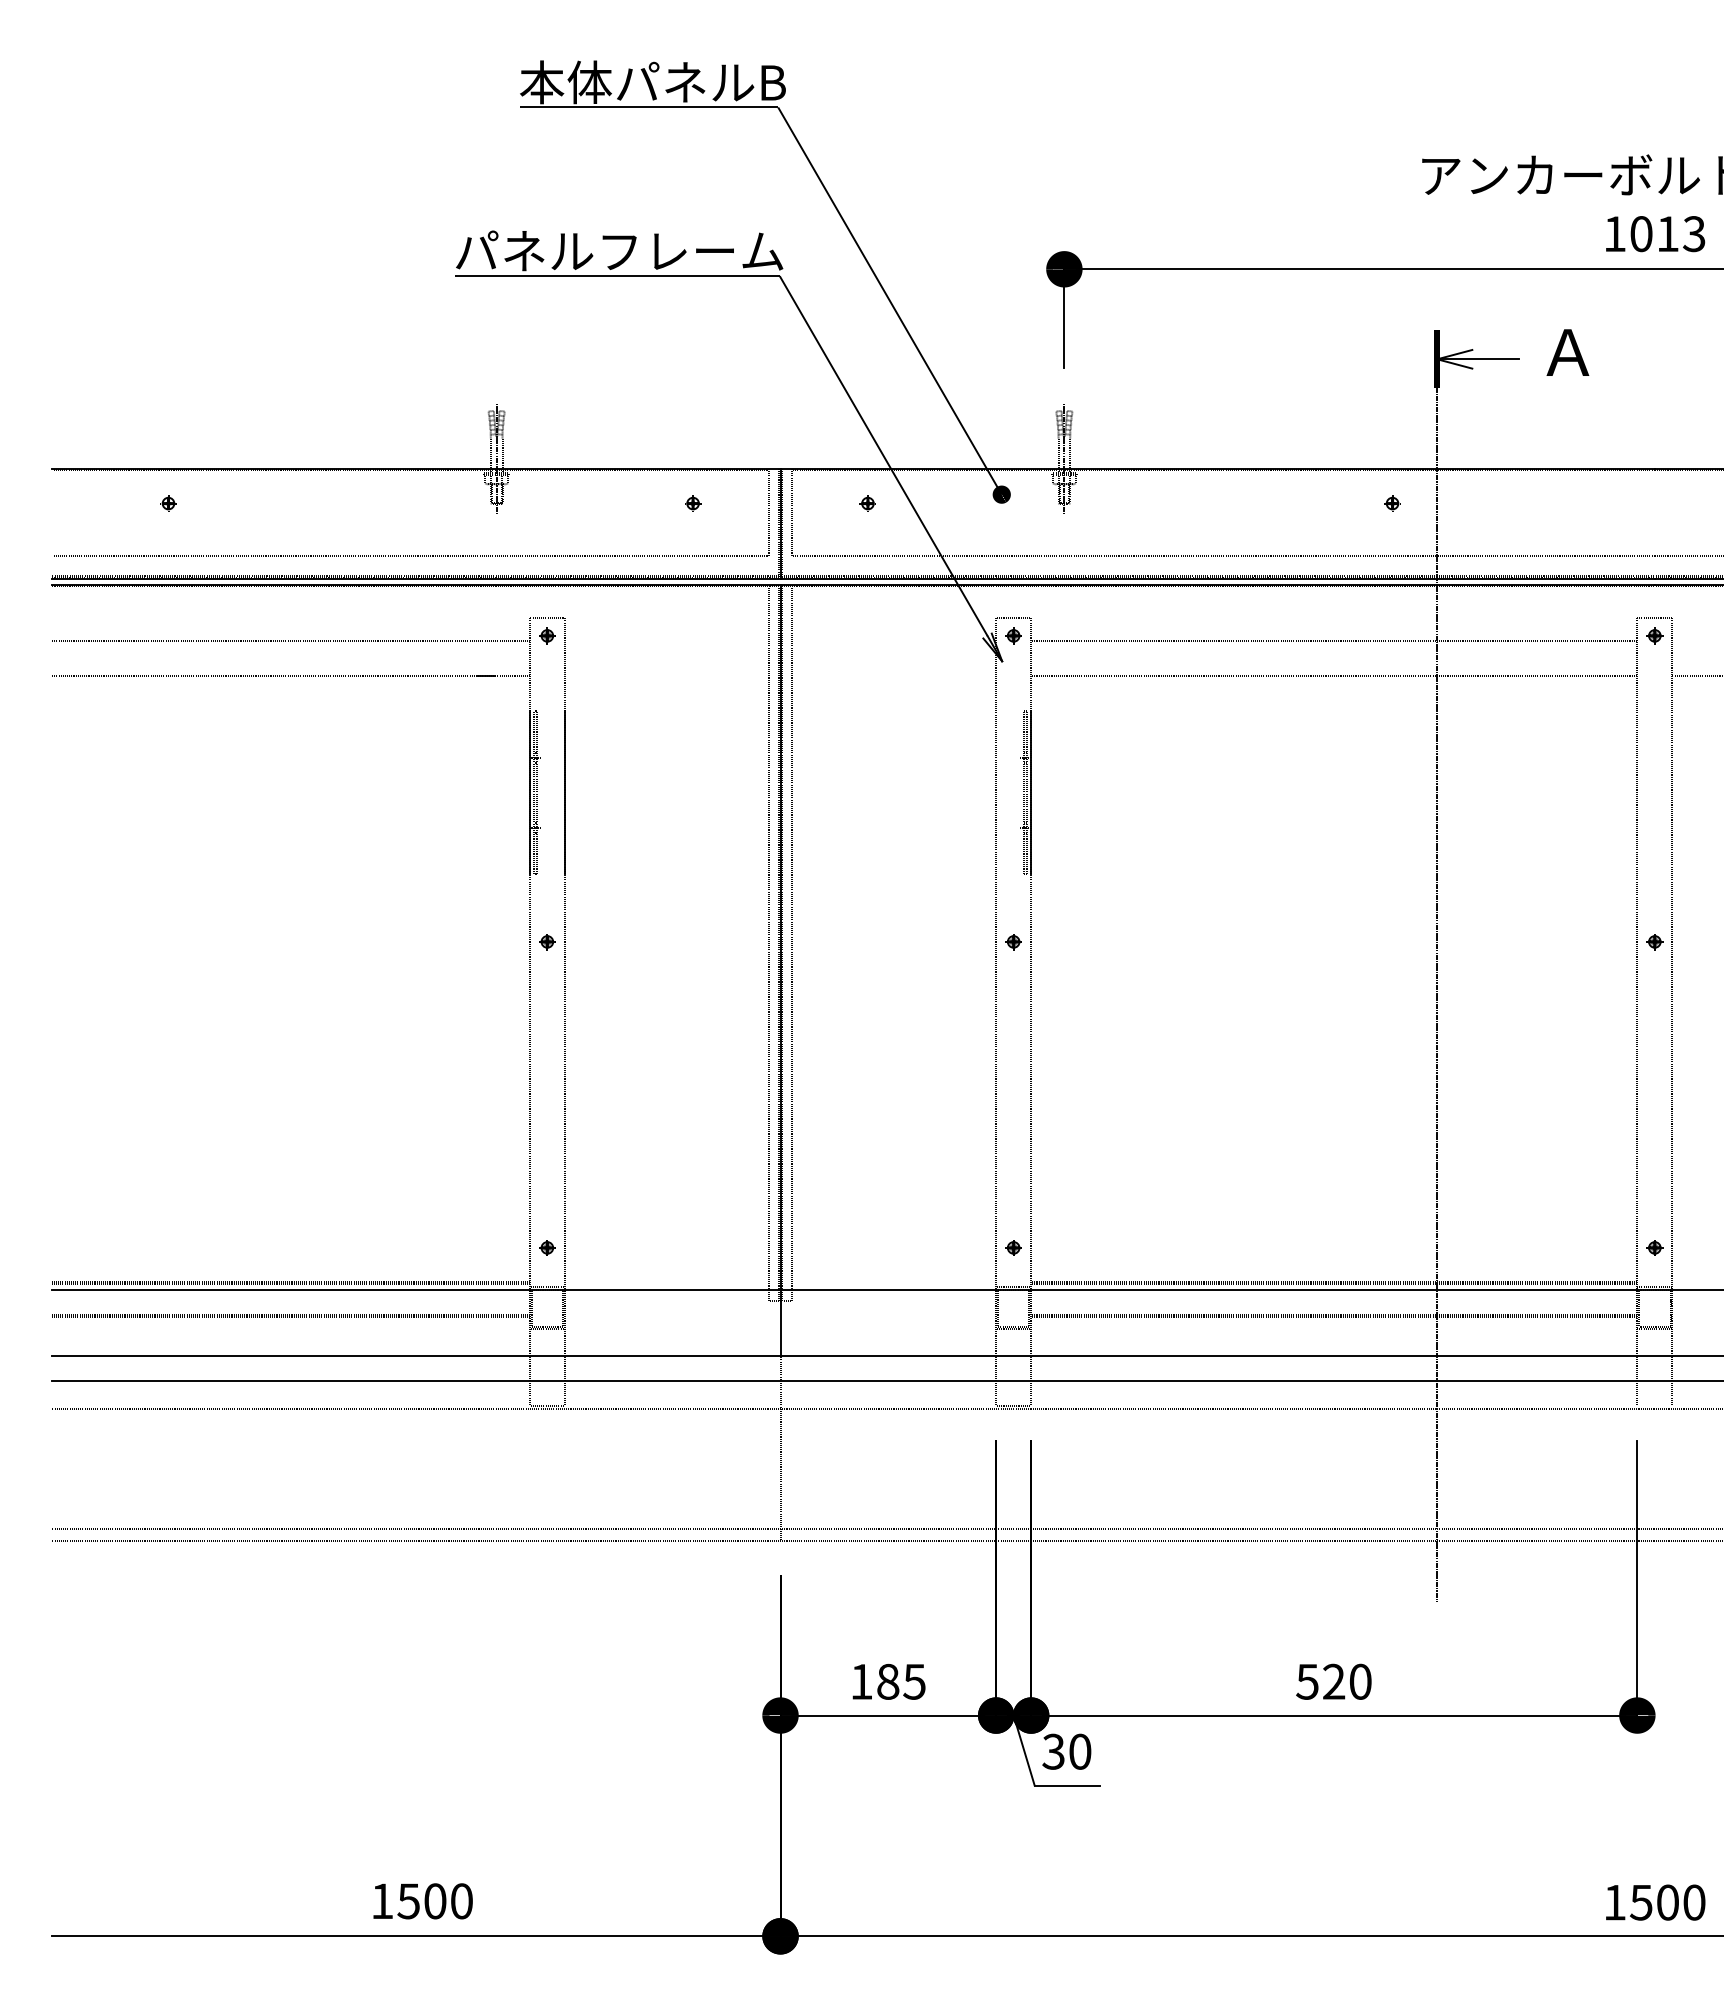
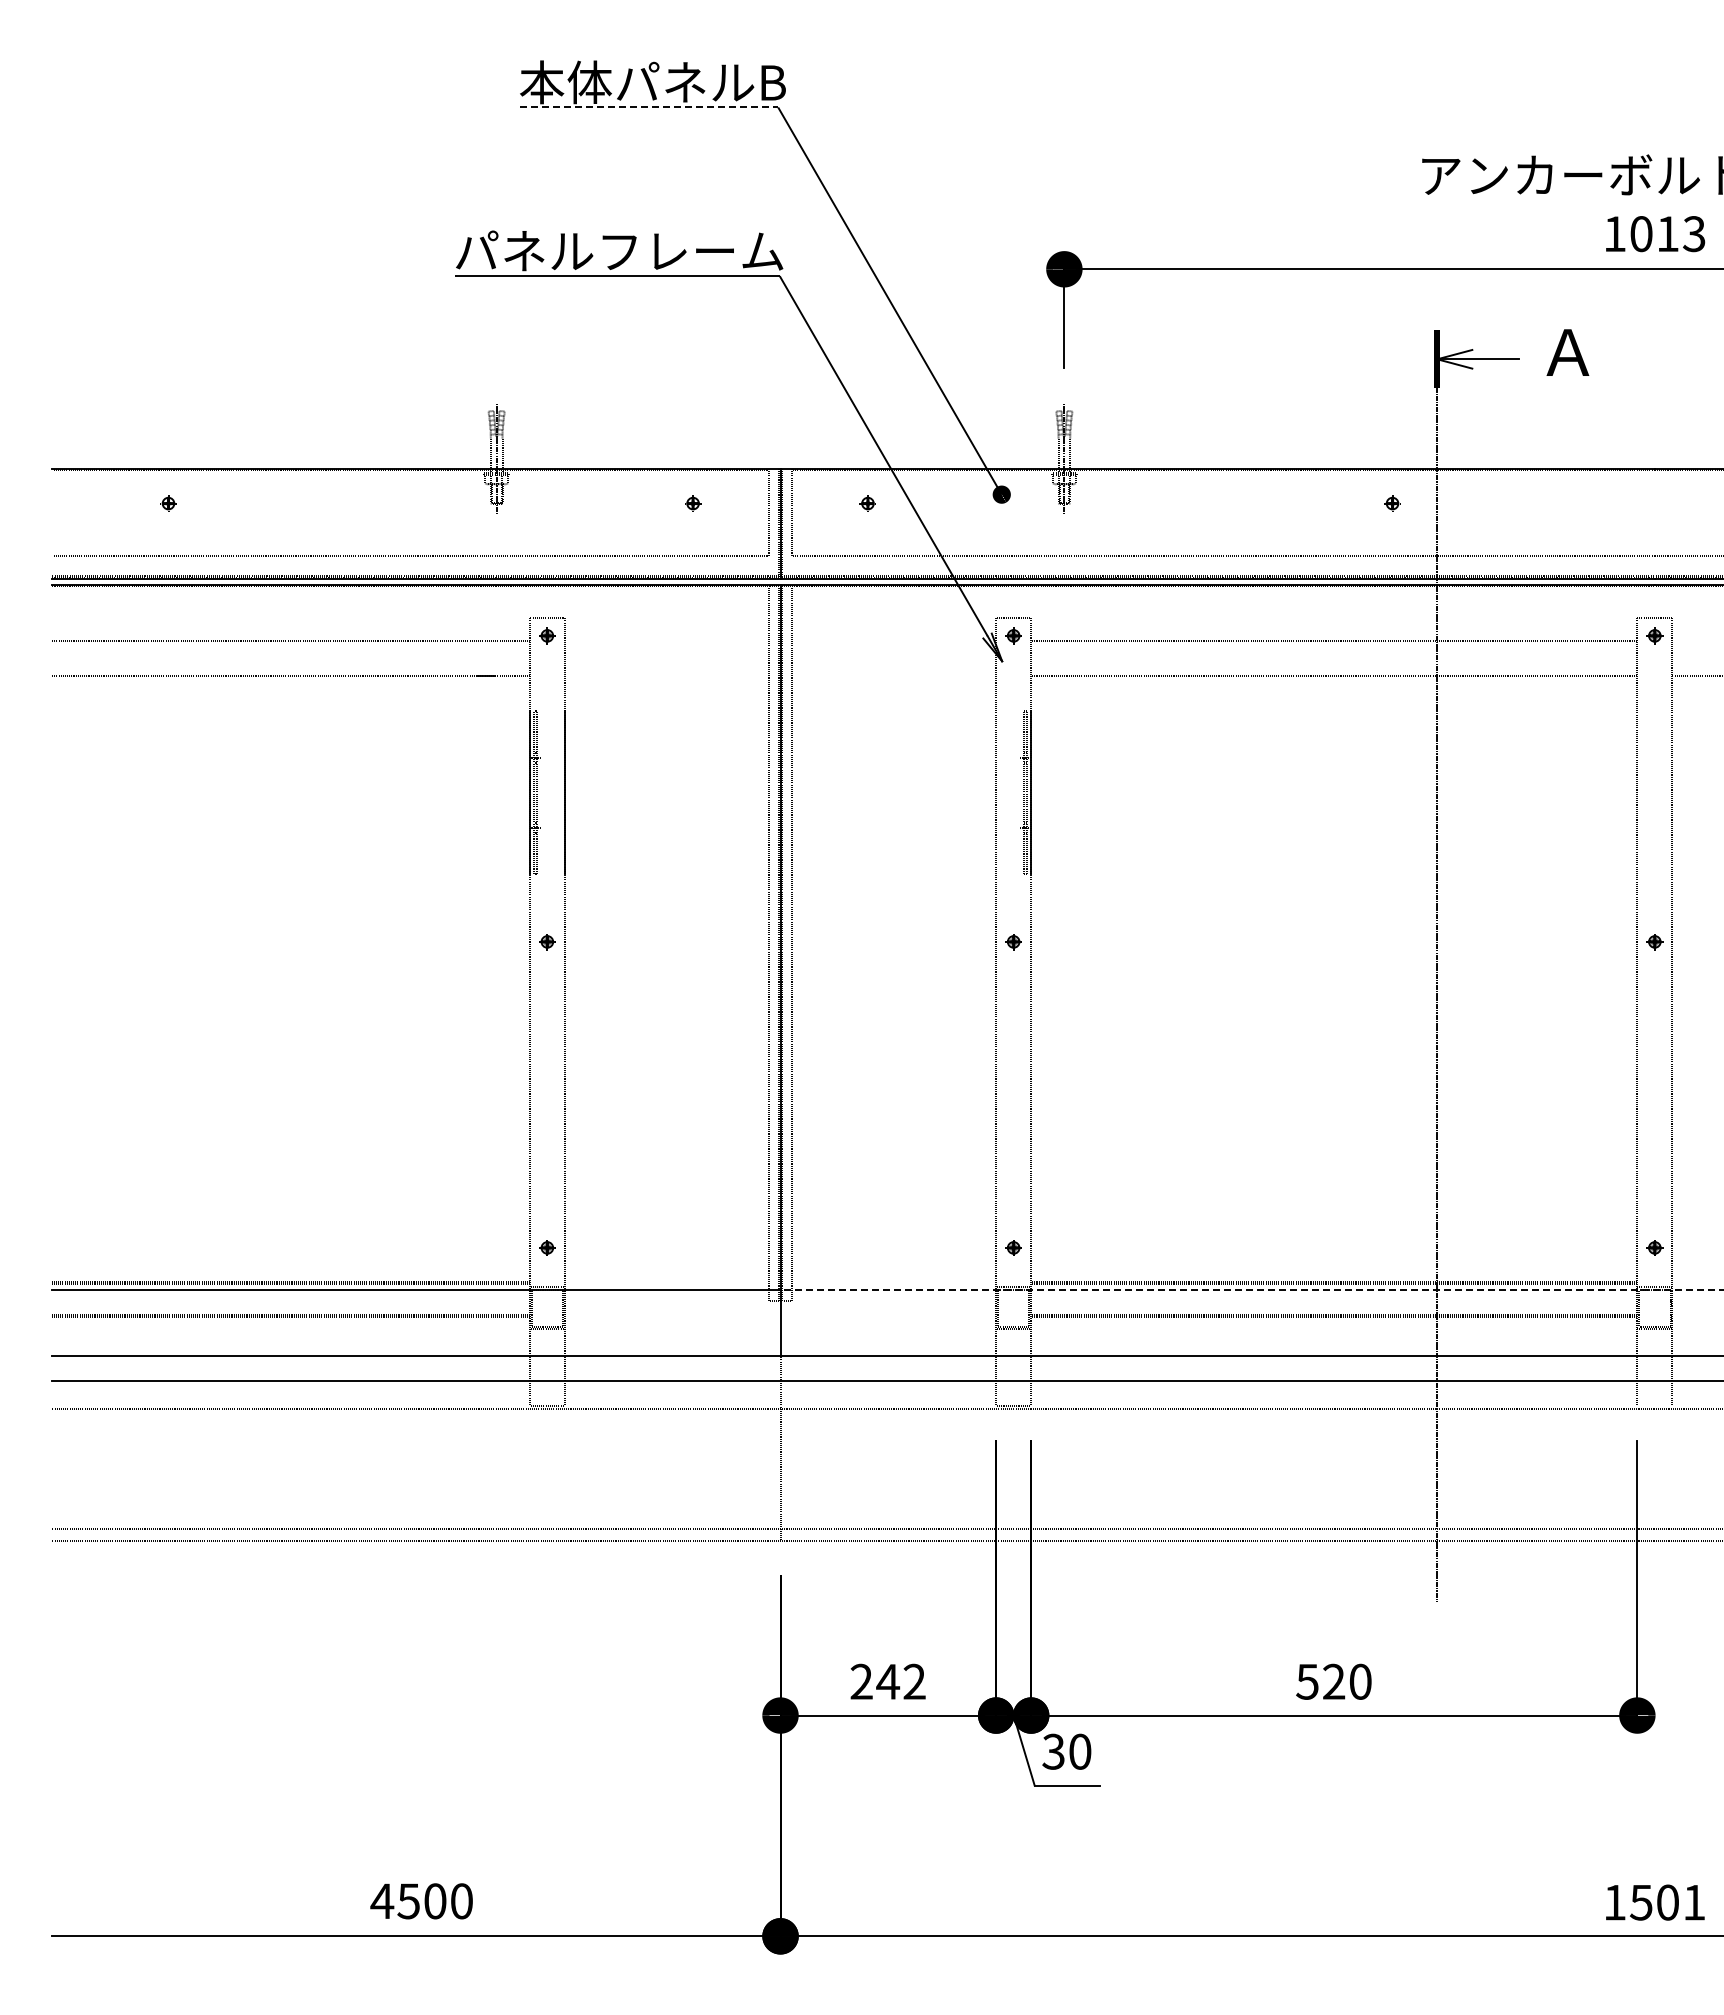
line: solid -> dashed (649, 107)
line: solid -> dashed (1251, 1290)
text: 185 -> 242 (887, 1681)
text: 1500 -> 4500 (382, 1900)
text: 1500 -> 1501 (1694, 1902)
